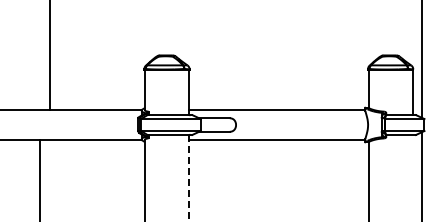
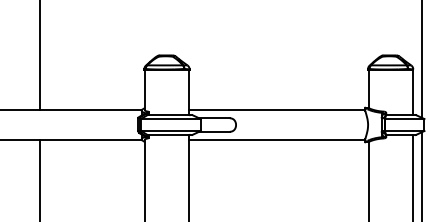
line position: (50, 56) -> (40, 56) (40, 56)
line: none -> present (412, 176)
line: dashed -> solid (189, 178)
